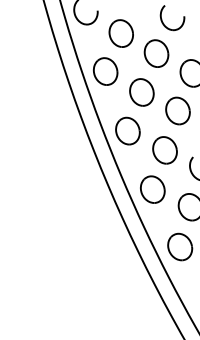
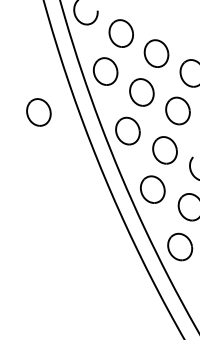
part: present -> none (164, 23)
part: none -> present (38, 112)
